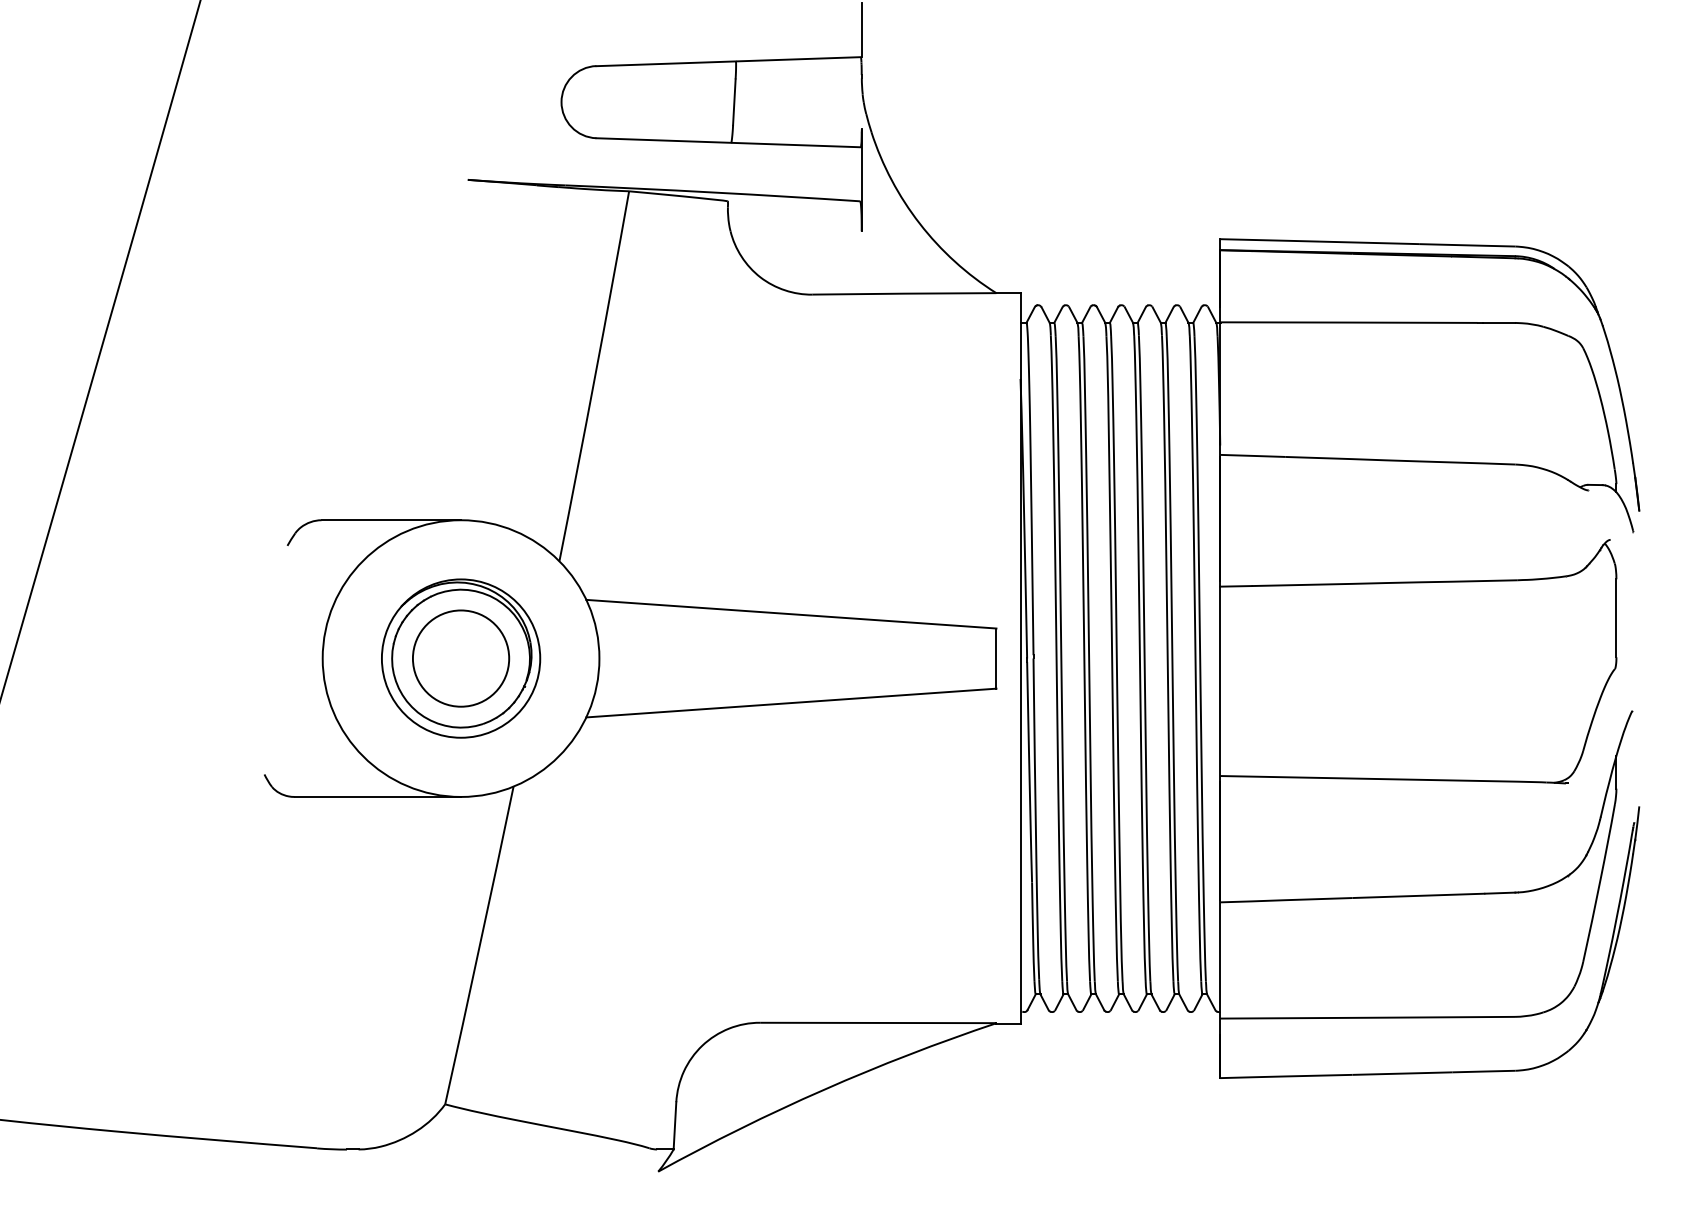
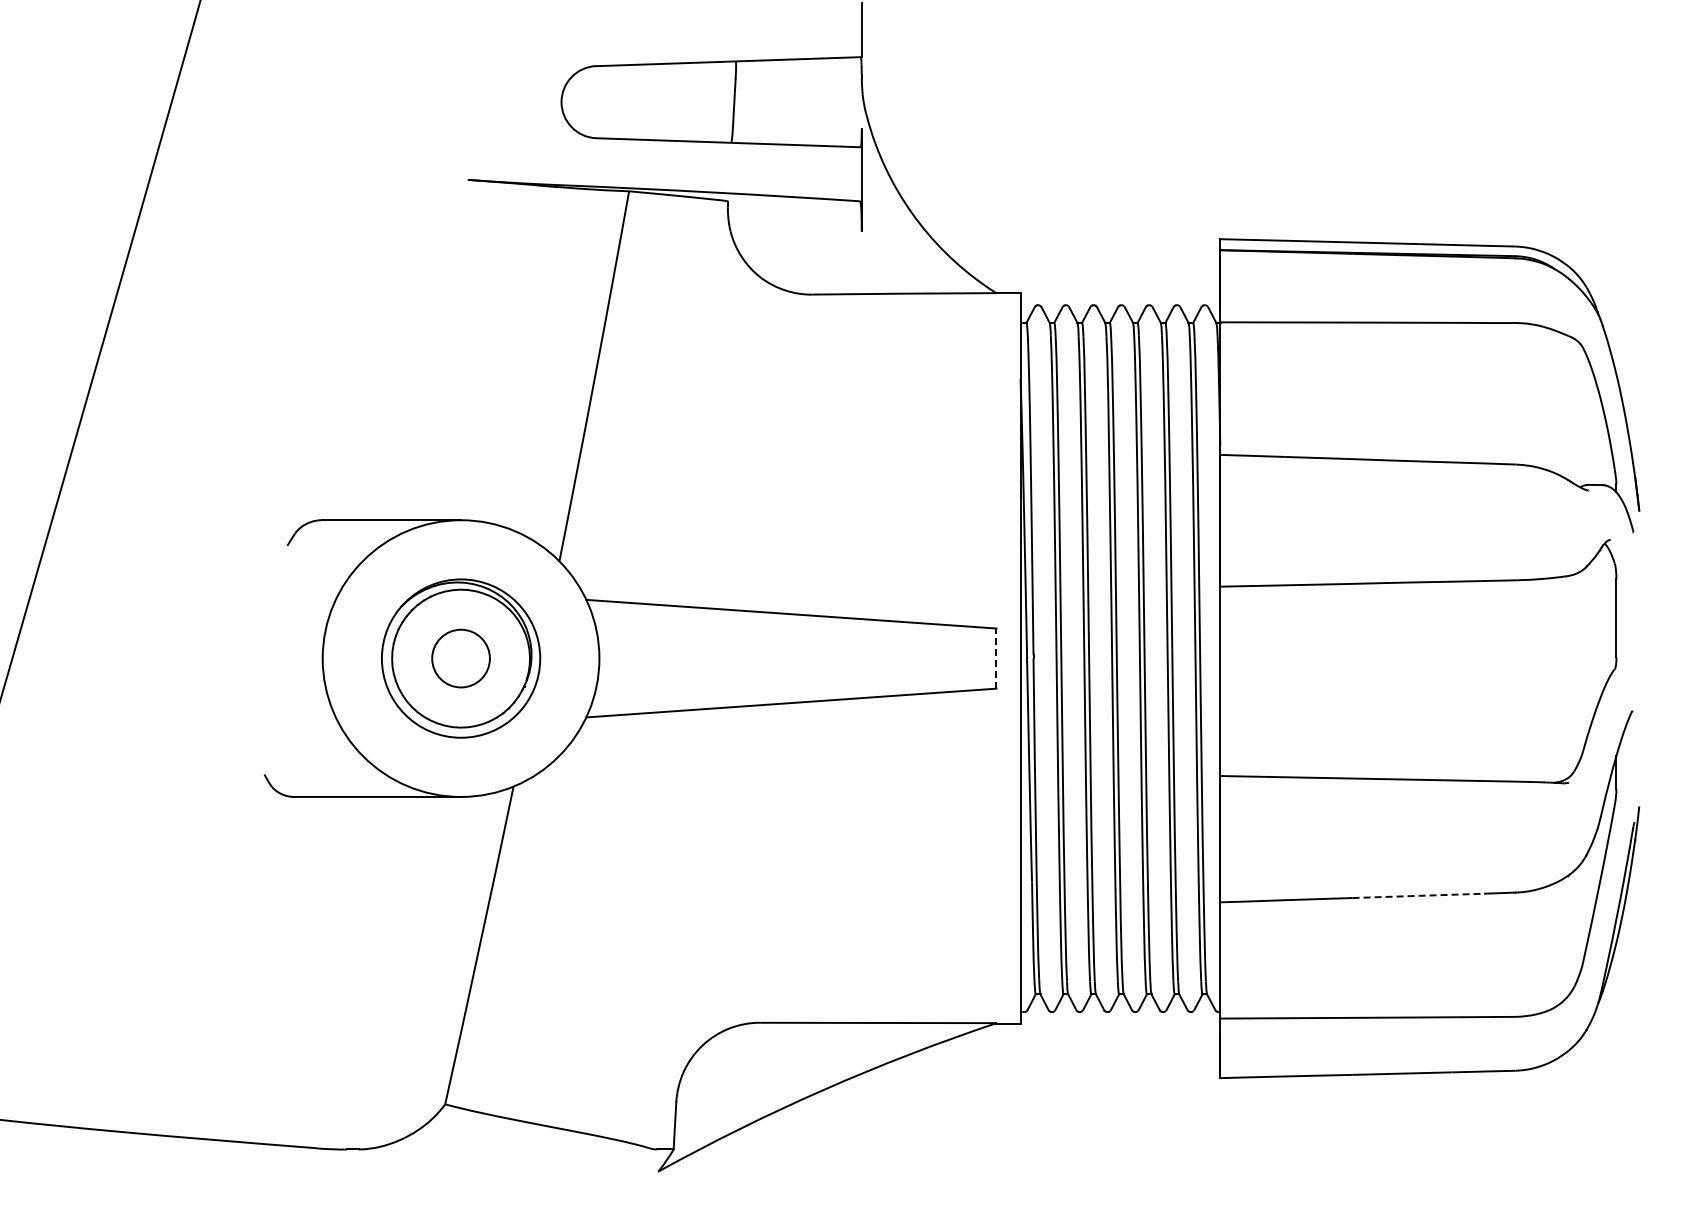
circle diameter: 96 px -> 58 px (460, 658)
line: solid -> dashed (996, 658)
line: solid -> dashed (1419, 895)
